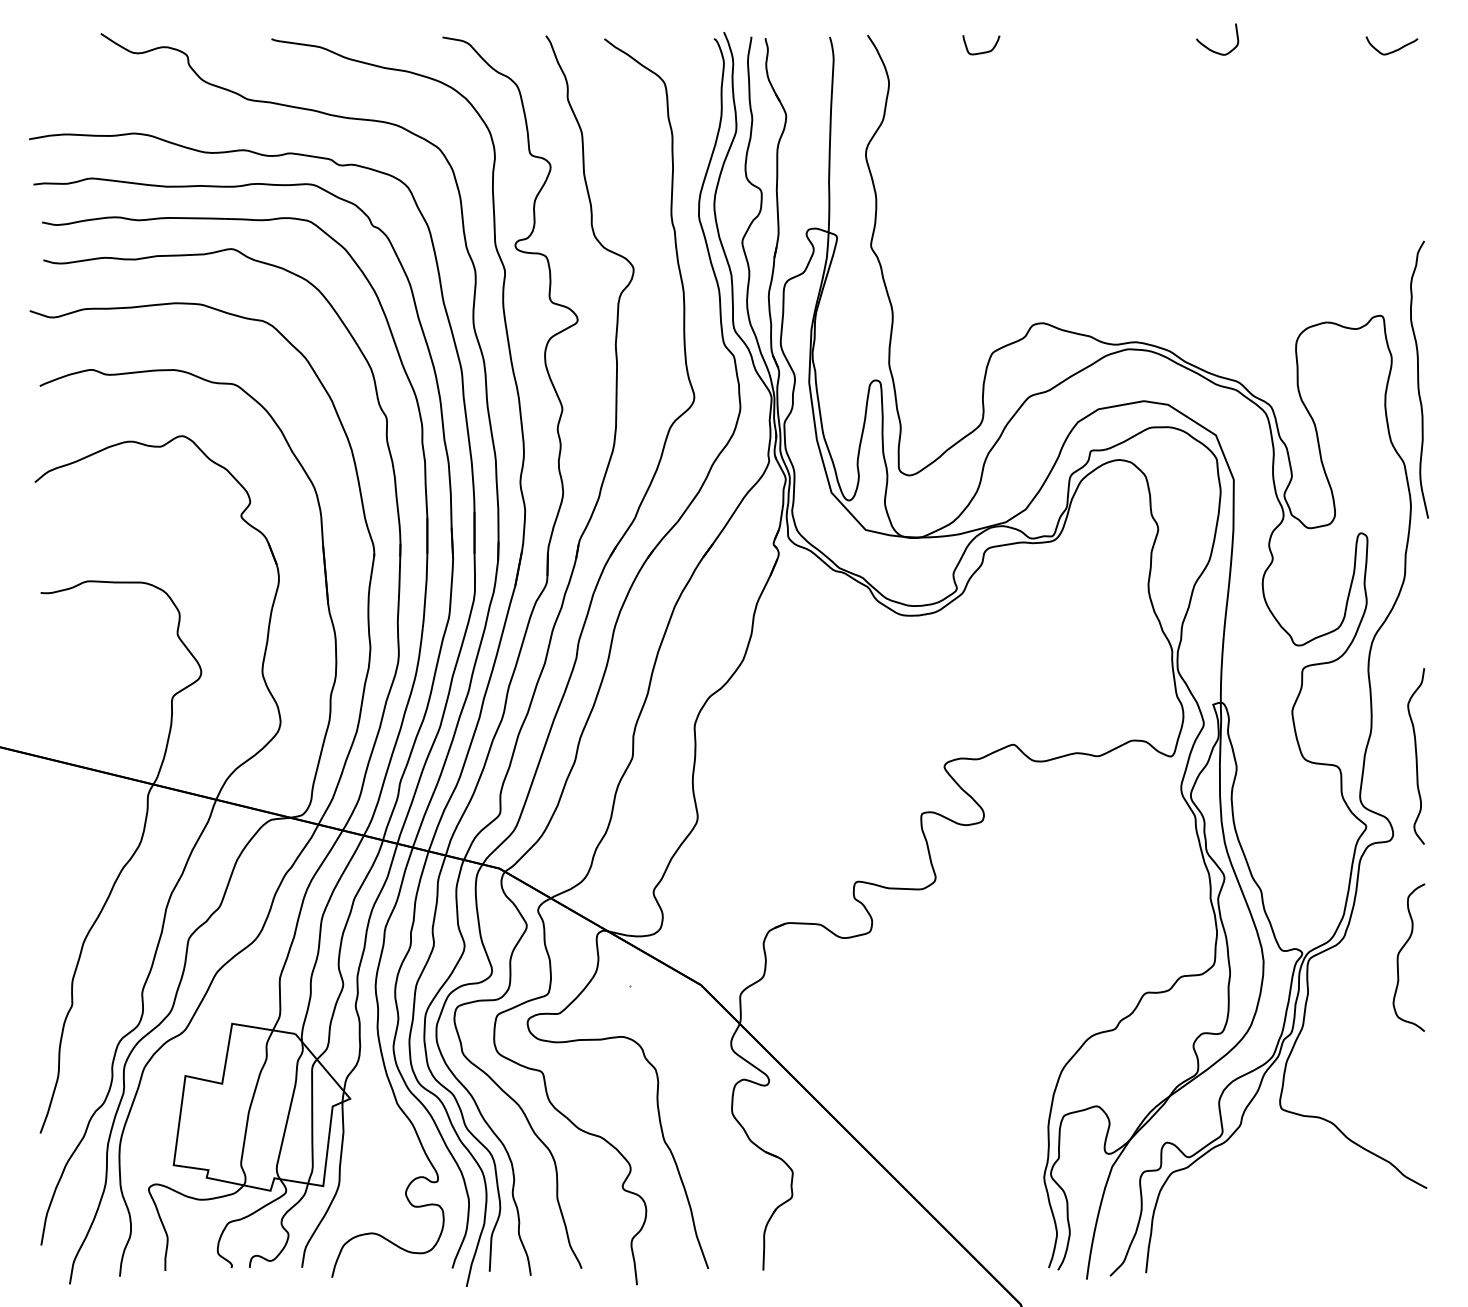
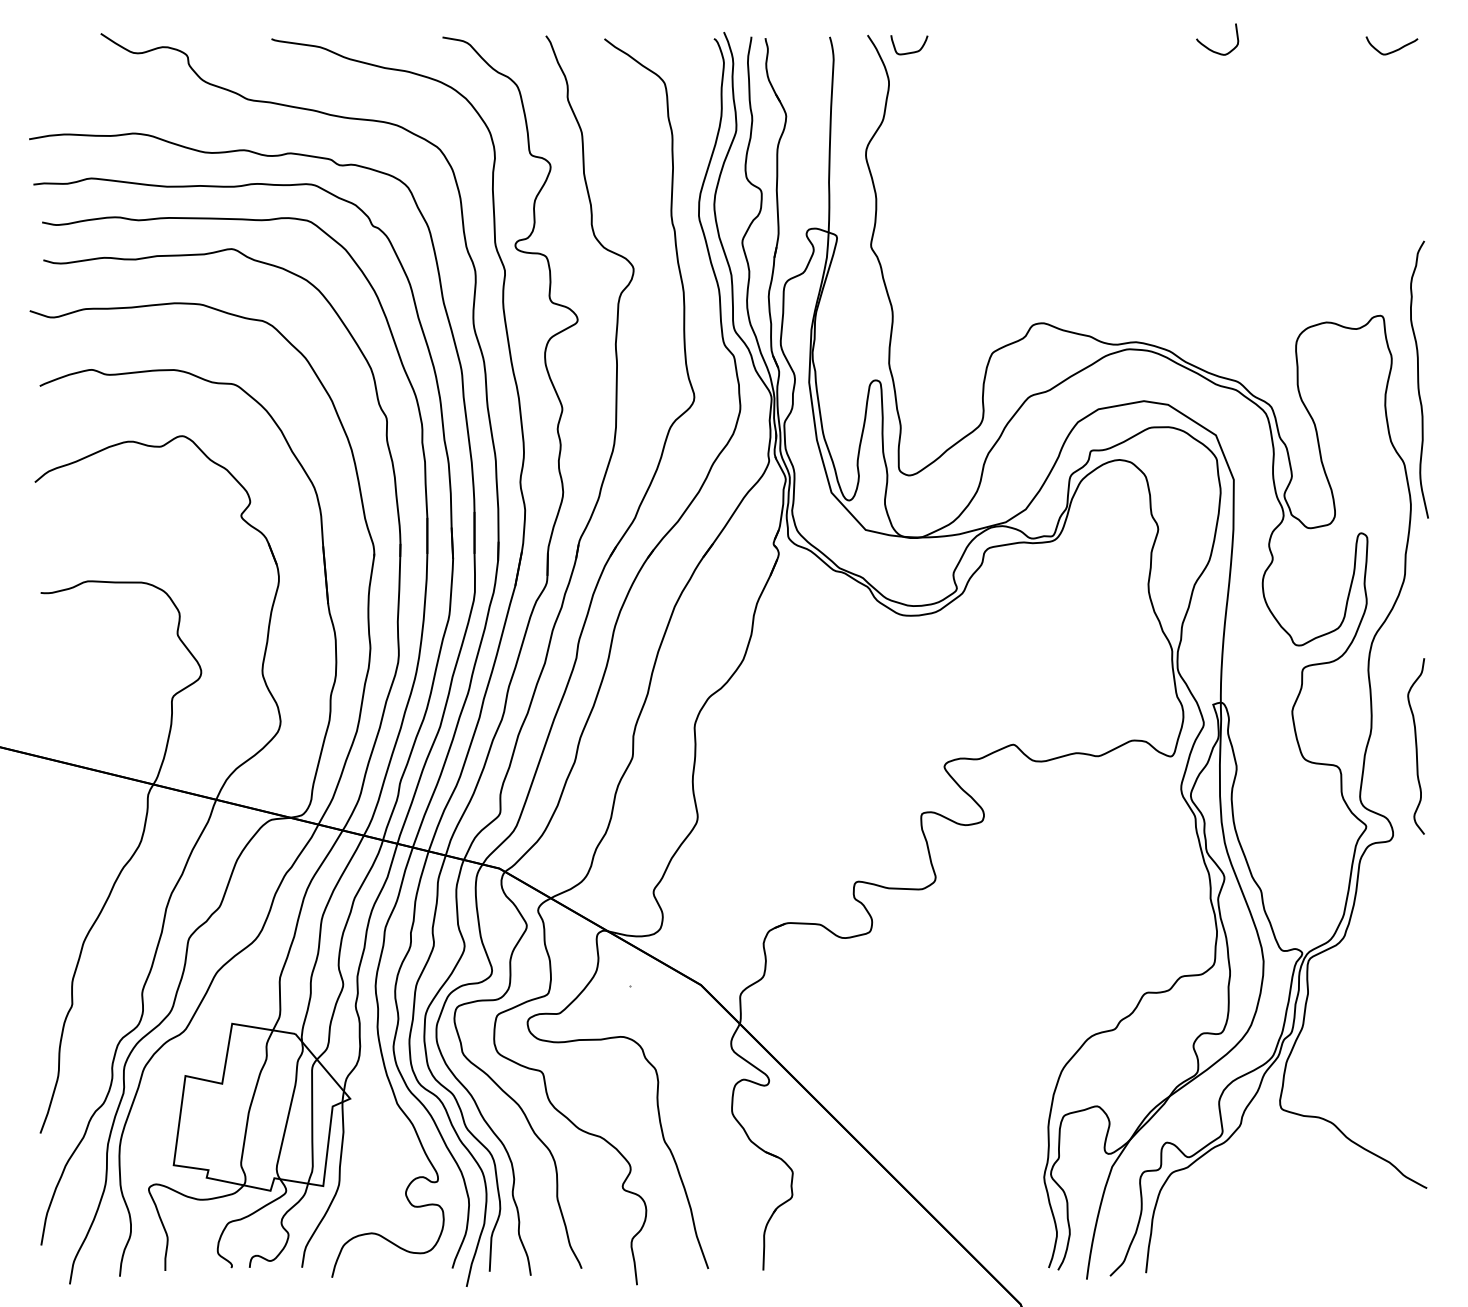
curve position: (984, 51) -> (912, 51) (912, 51)
curve position: (1416, 756) -> (1416, 746) (1416, 746)
curve: present -> none (1400, 952)
